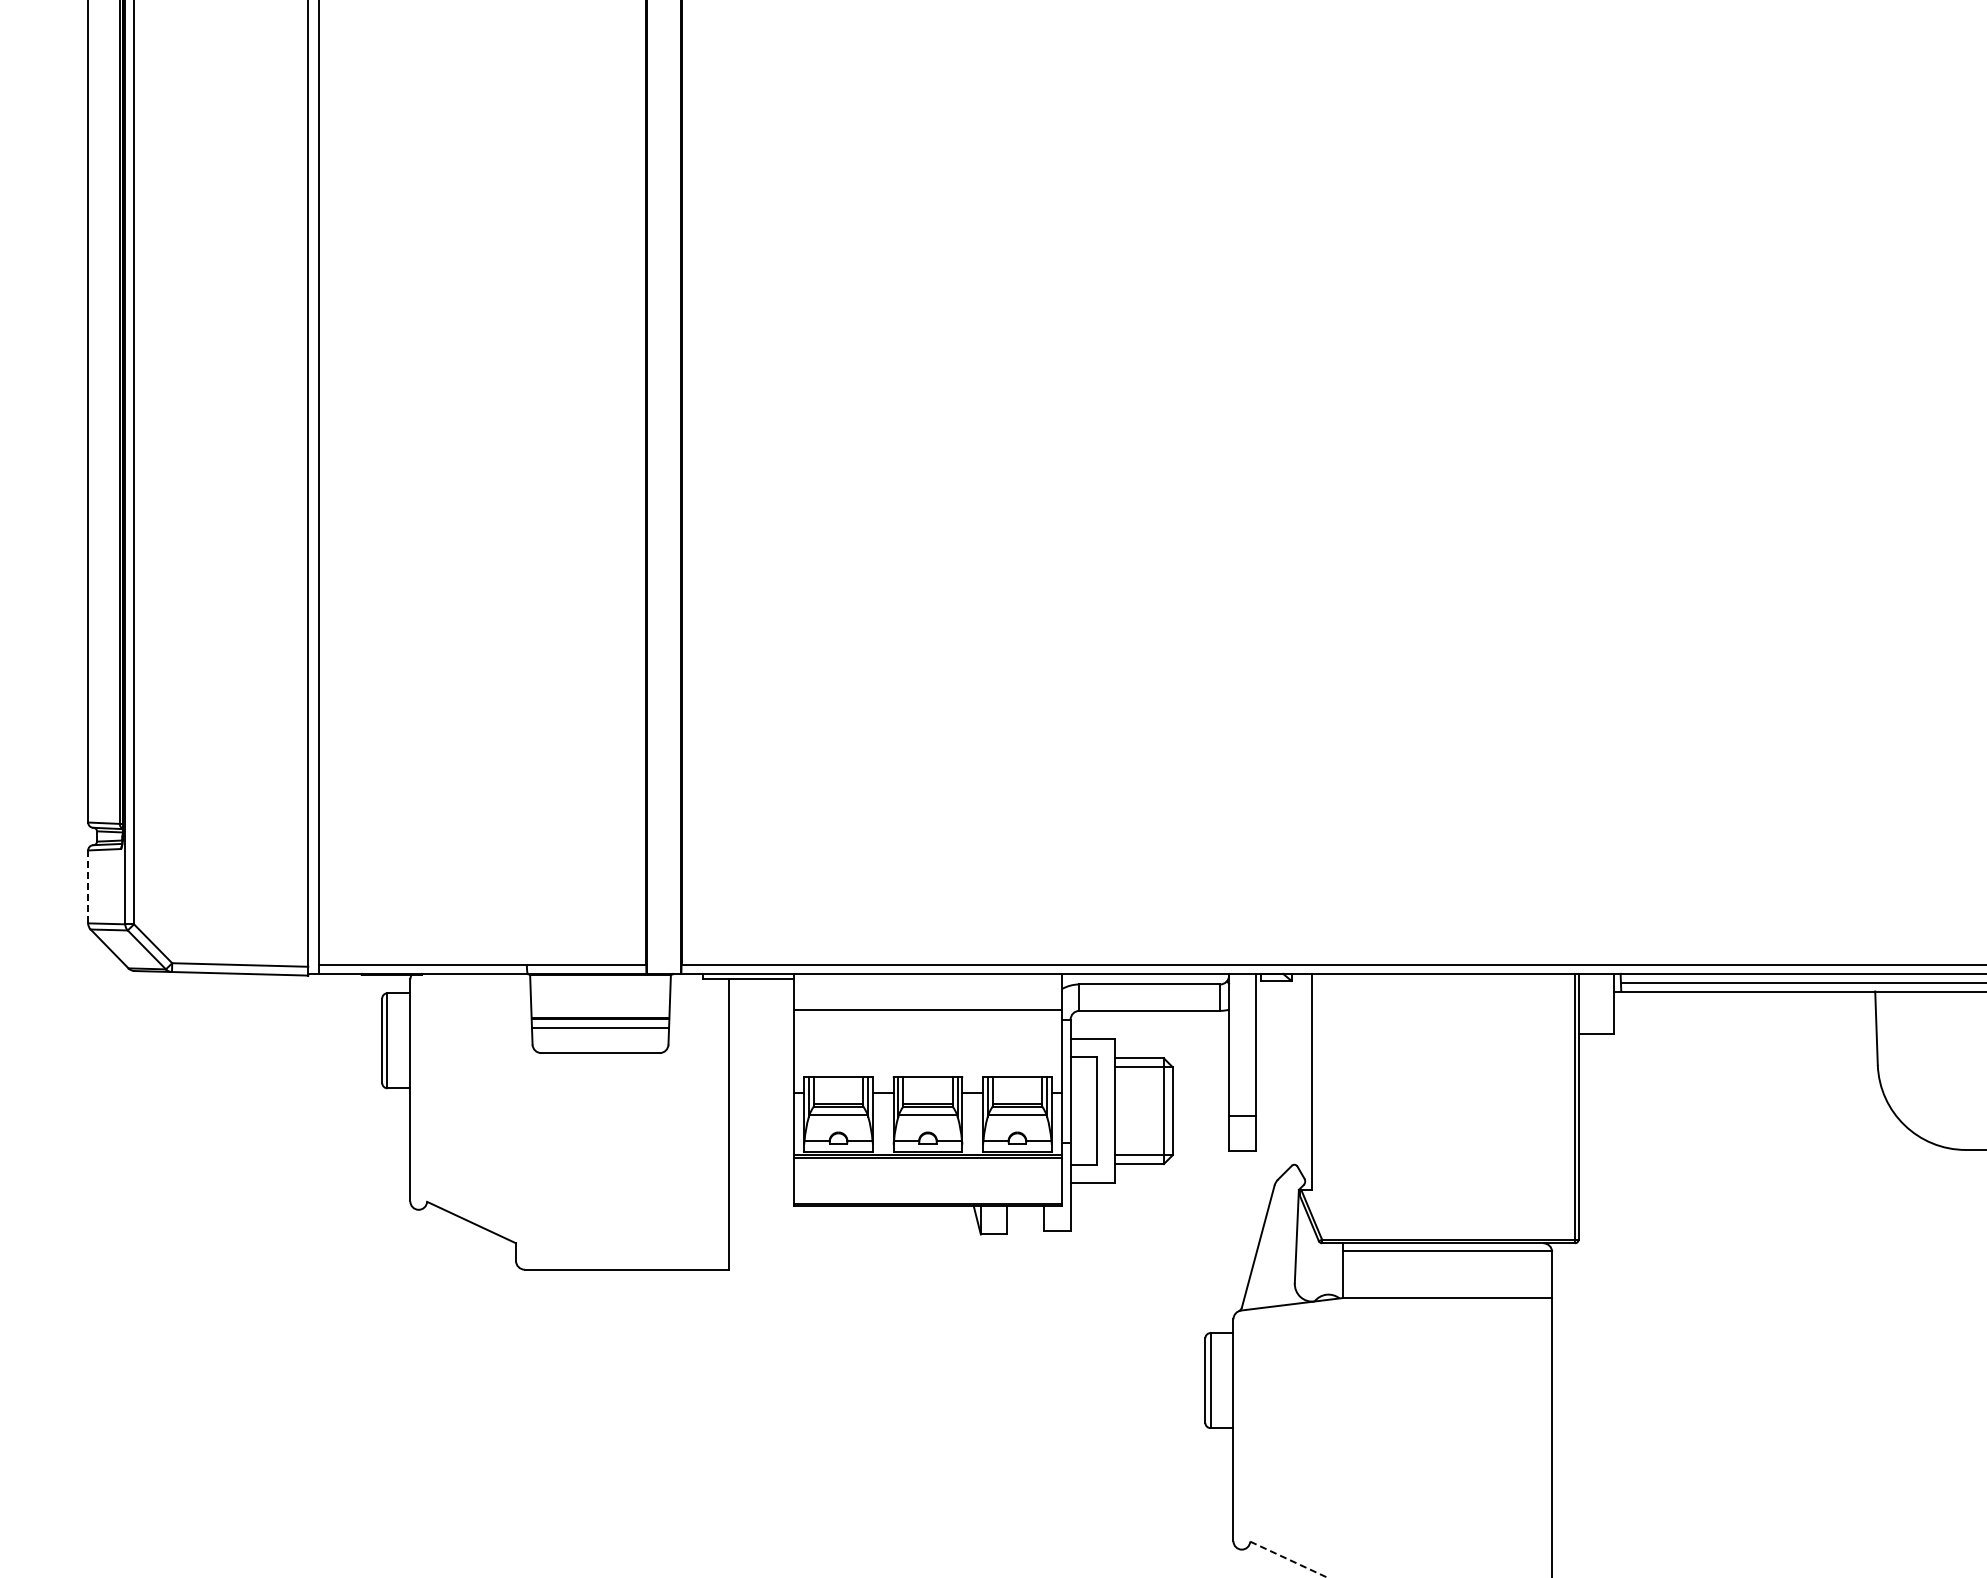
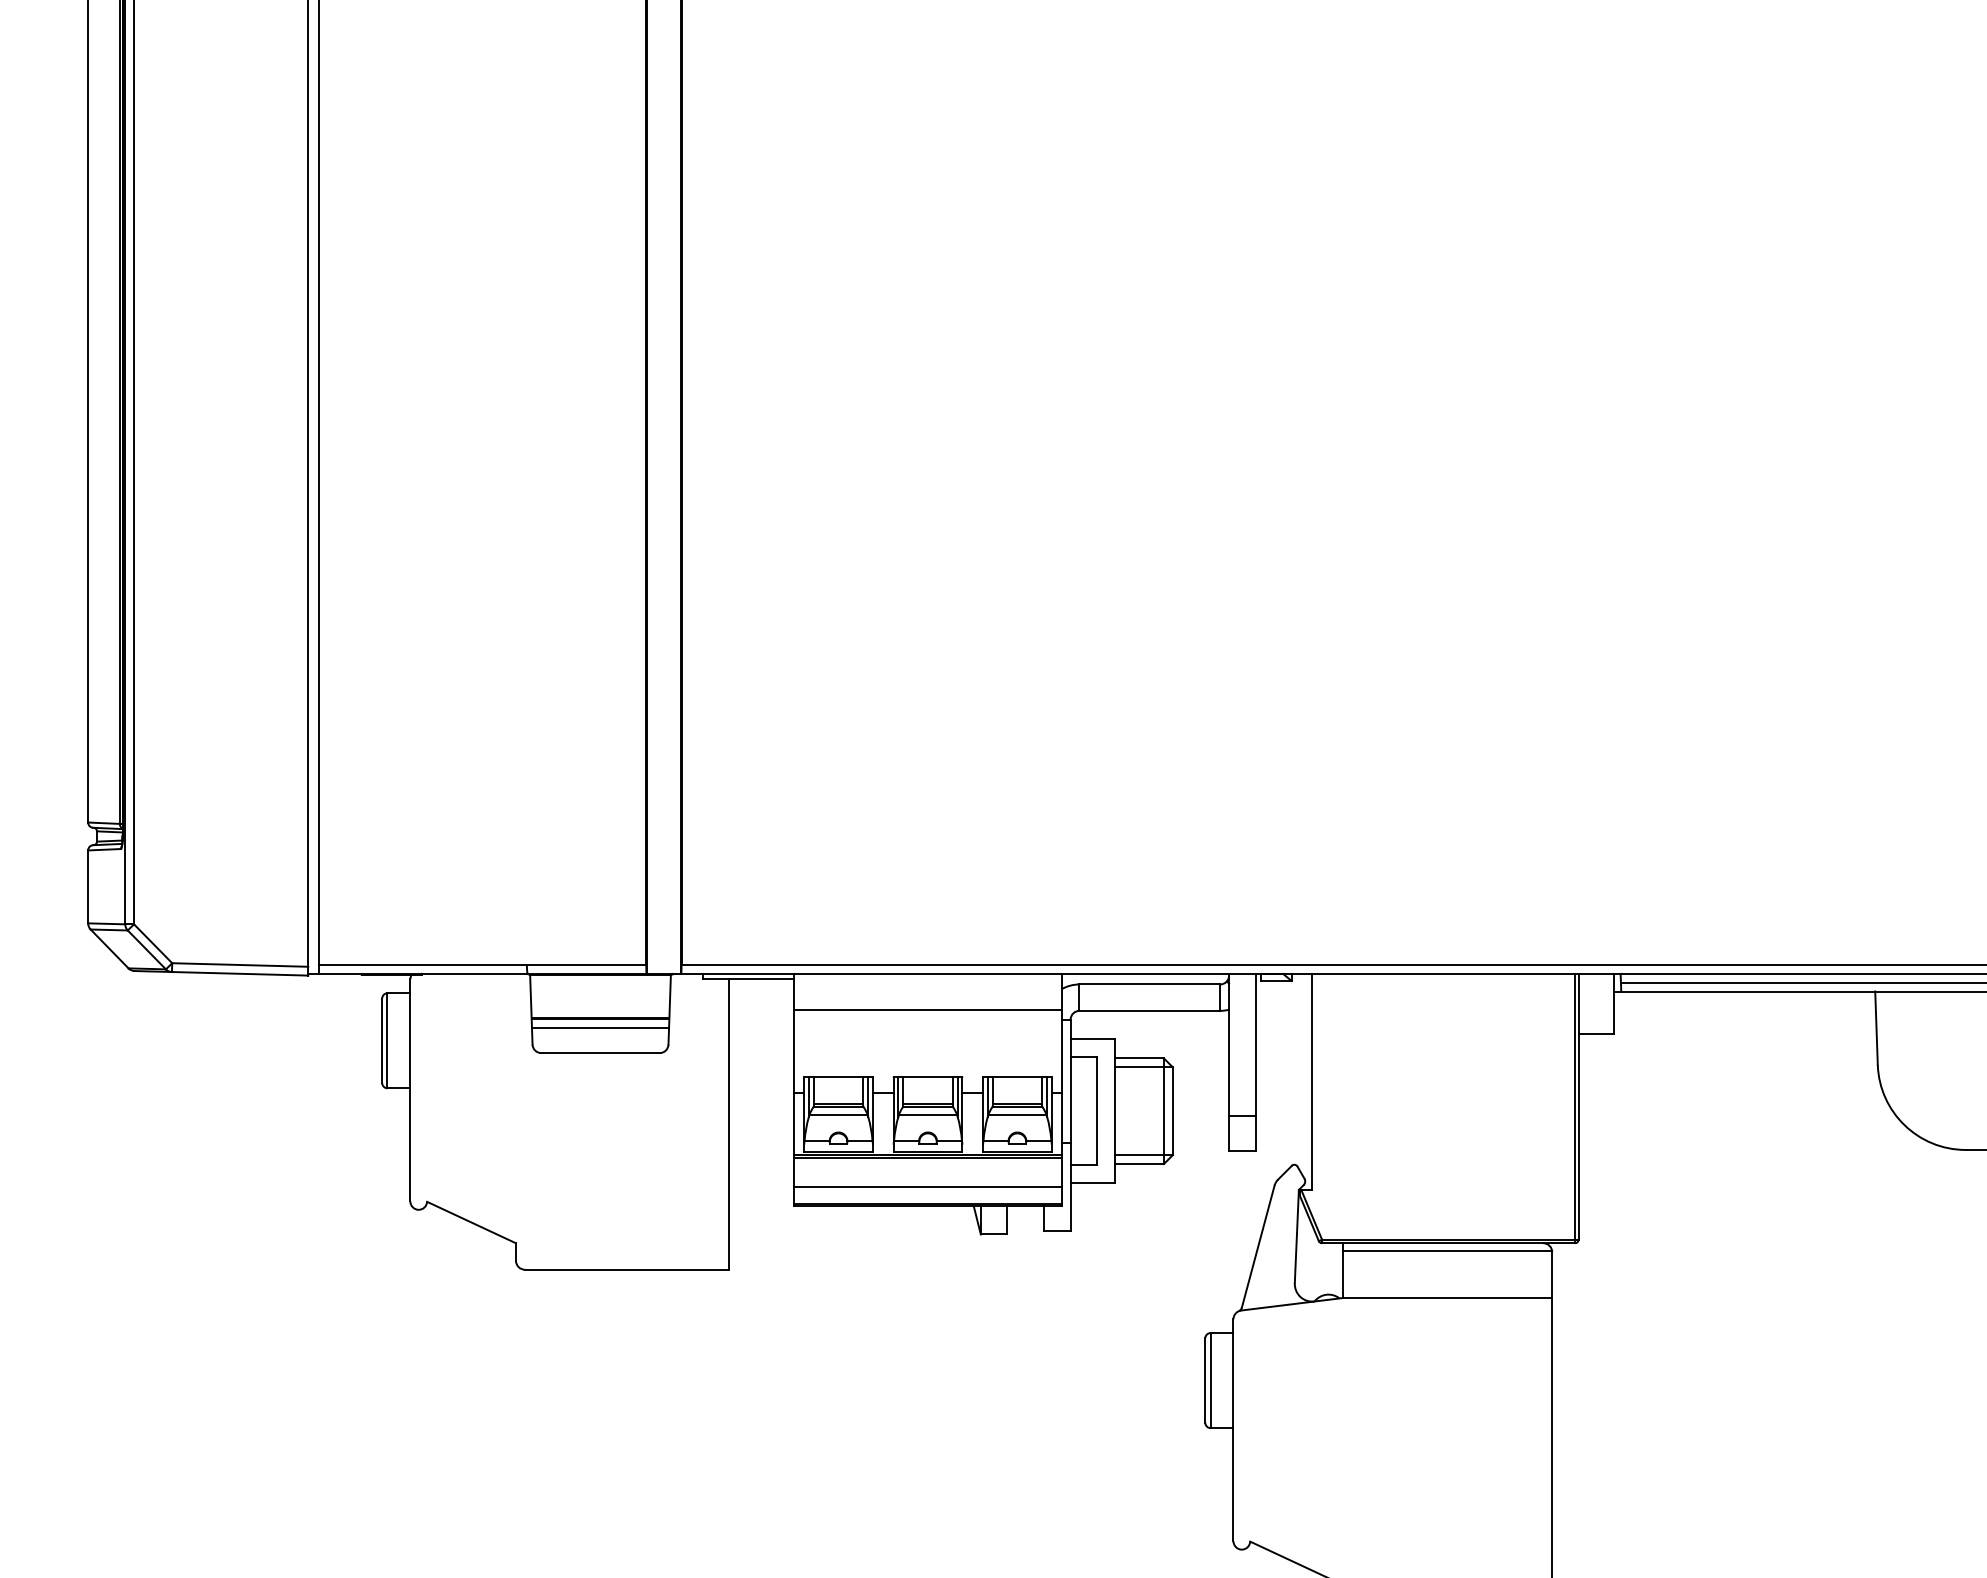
line: dashed -> solid (88, 886)
line: none -> present (927, 1186)
line: dashed -> solid (1288, 1559)
